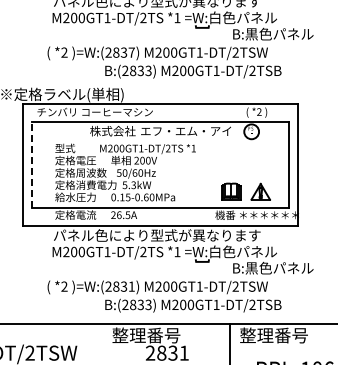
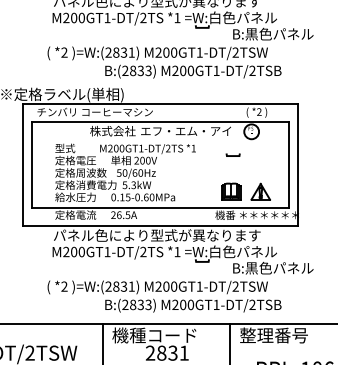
text: )=W:(2837) -> )=W:(2831) (131, 52)
line: none -> present (232, 155)
line: dashed -> solid (31, 164)
text: 整理番号 -> 機種コード (154, 335)
line: none -> present (102, 342)
